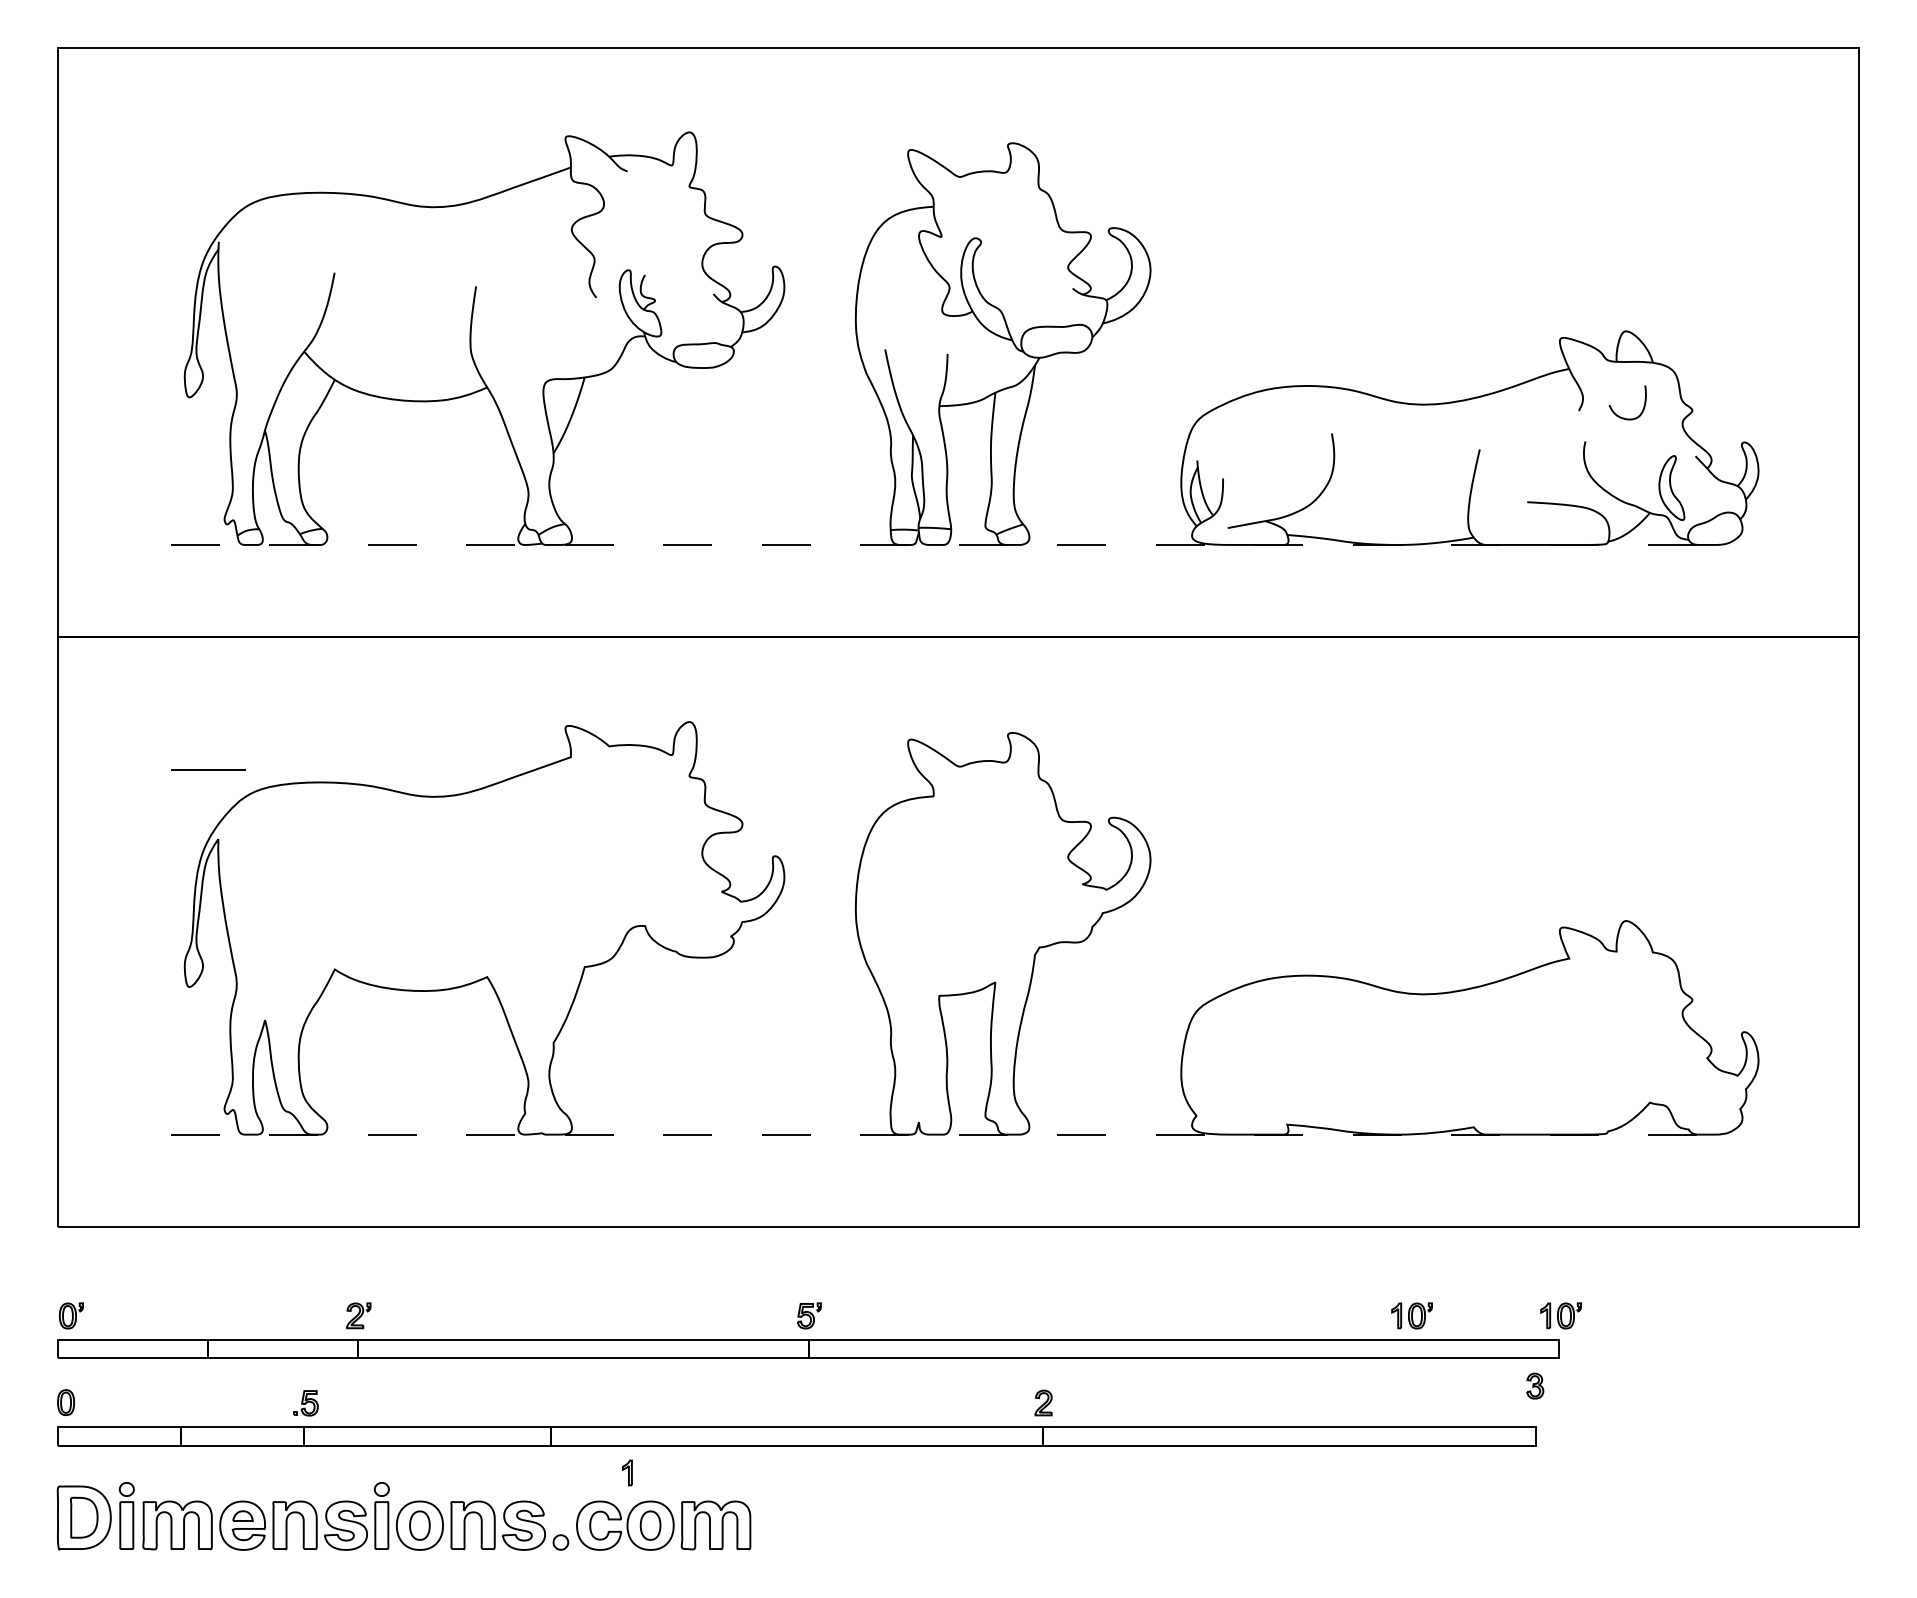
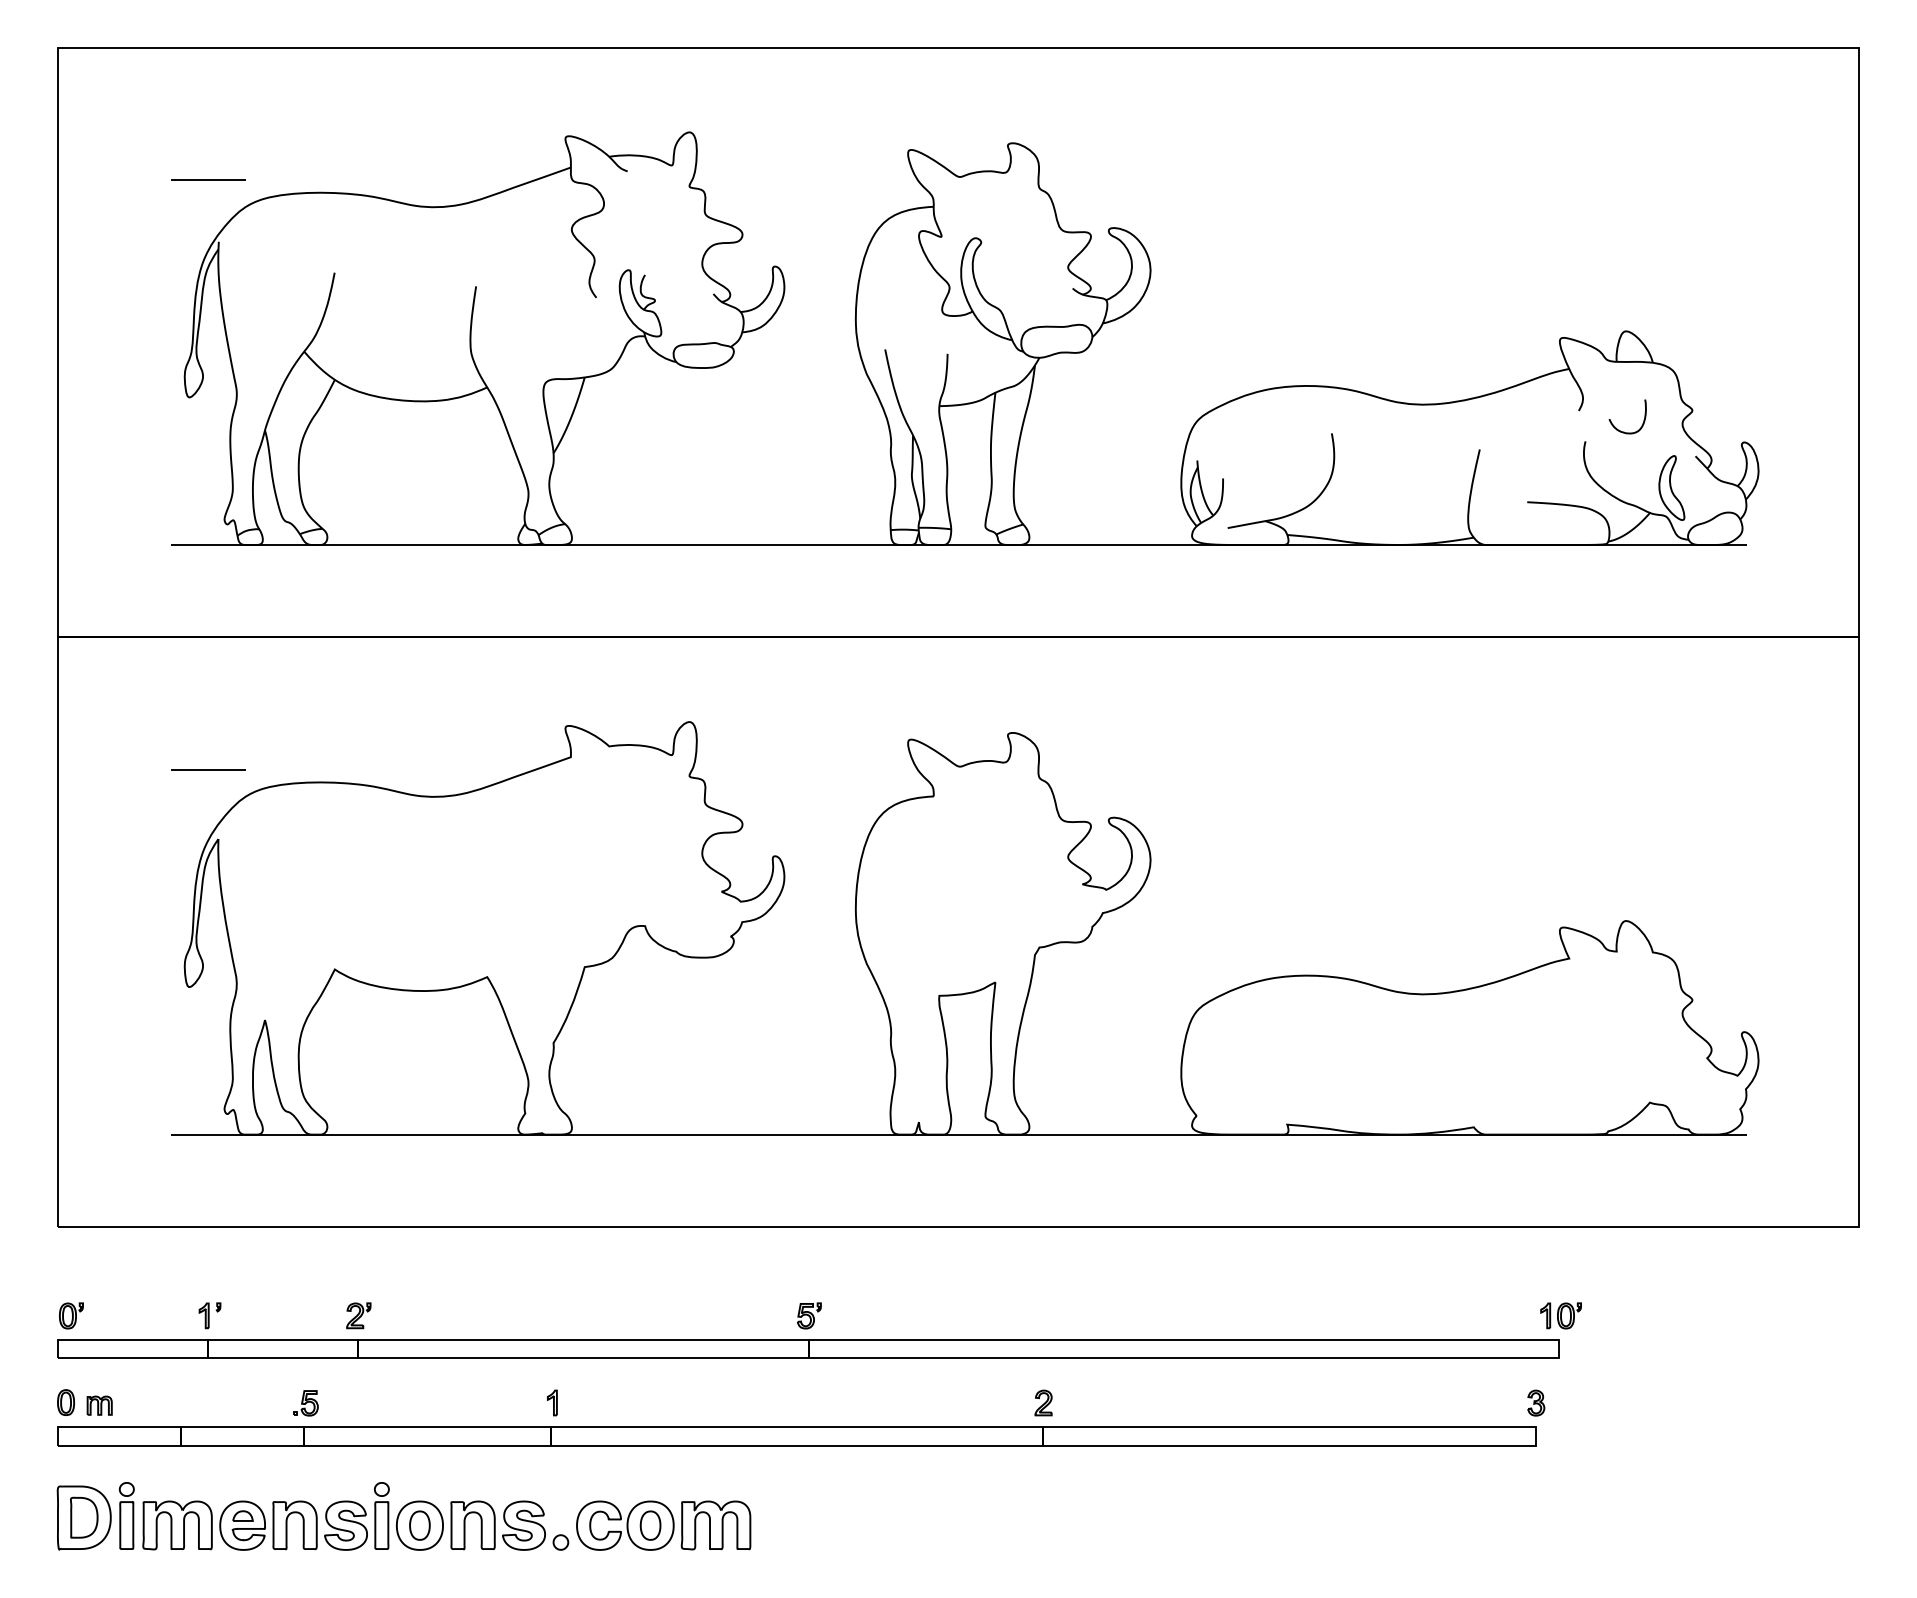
line: none -> present (208, 179)
curve position: (1624, 417) -> (1624, 431) (1624, 431)
line: dashed -> solid (959, 544)
line: dashed -> solid (959, 1134)
part: none -> present (209, 1315)
part: present -> none (1411, 1315)
part position: (1535, 1385) -> (1536, 1402) (1536, 1402)
part: none -> present (99, 1405)
part position: (627, 1472) -> (552, 1402) (552, 1402)
